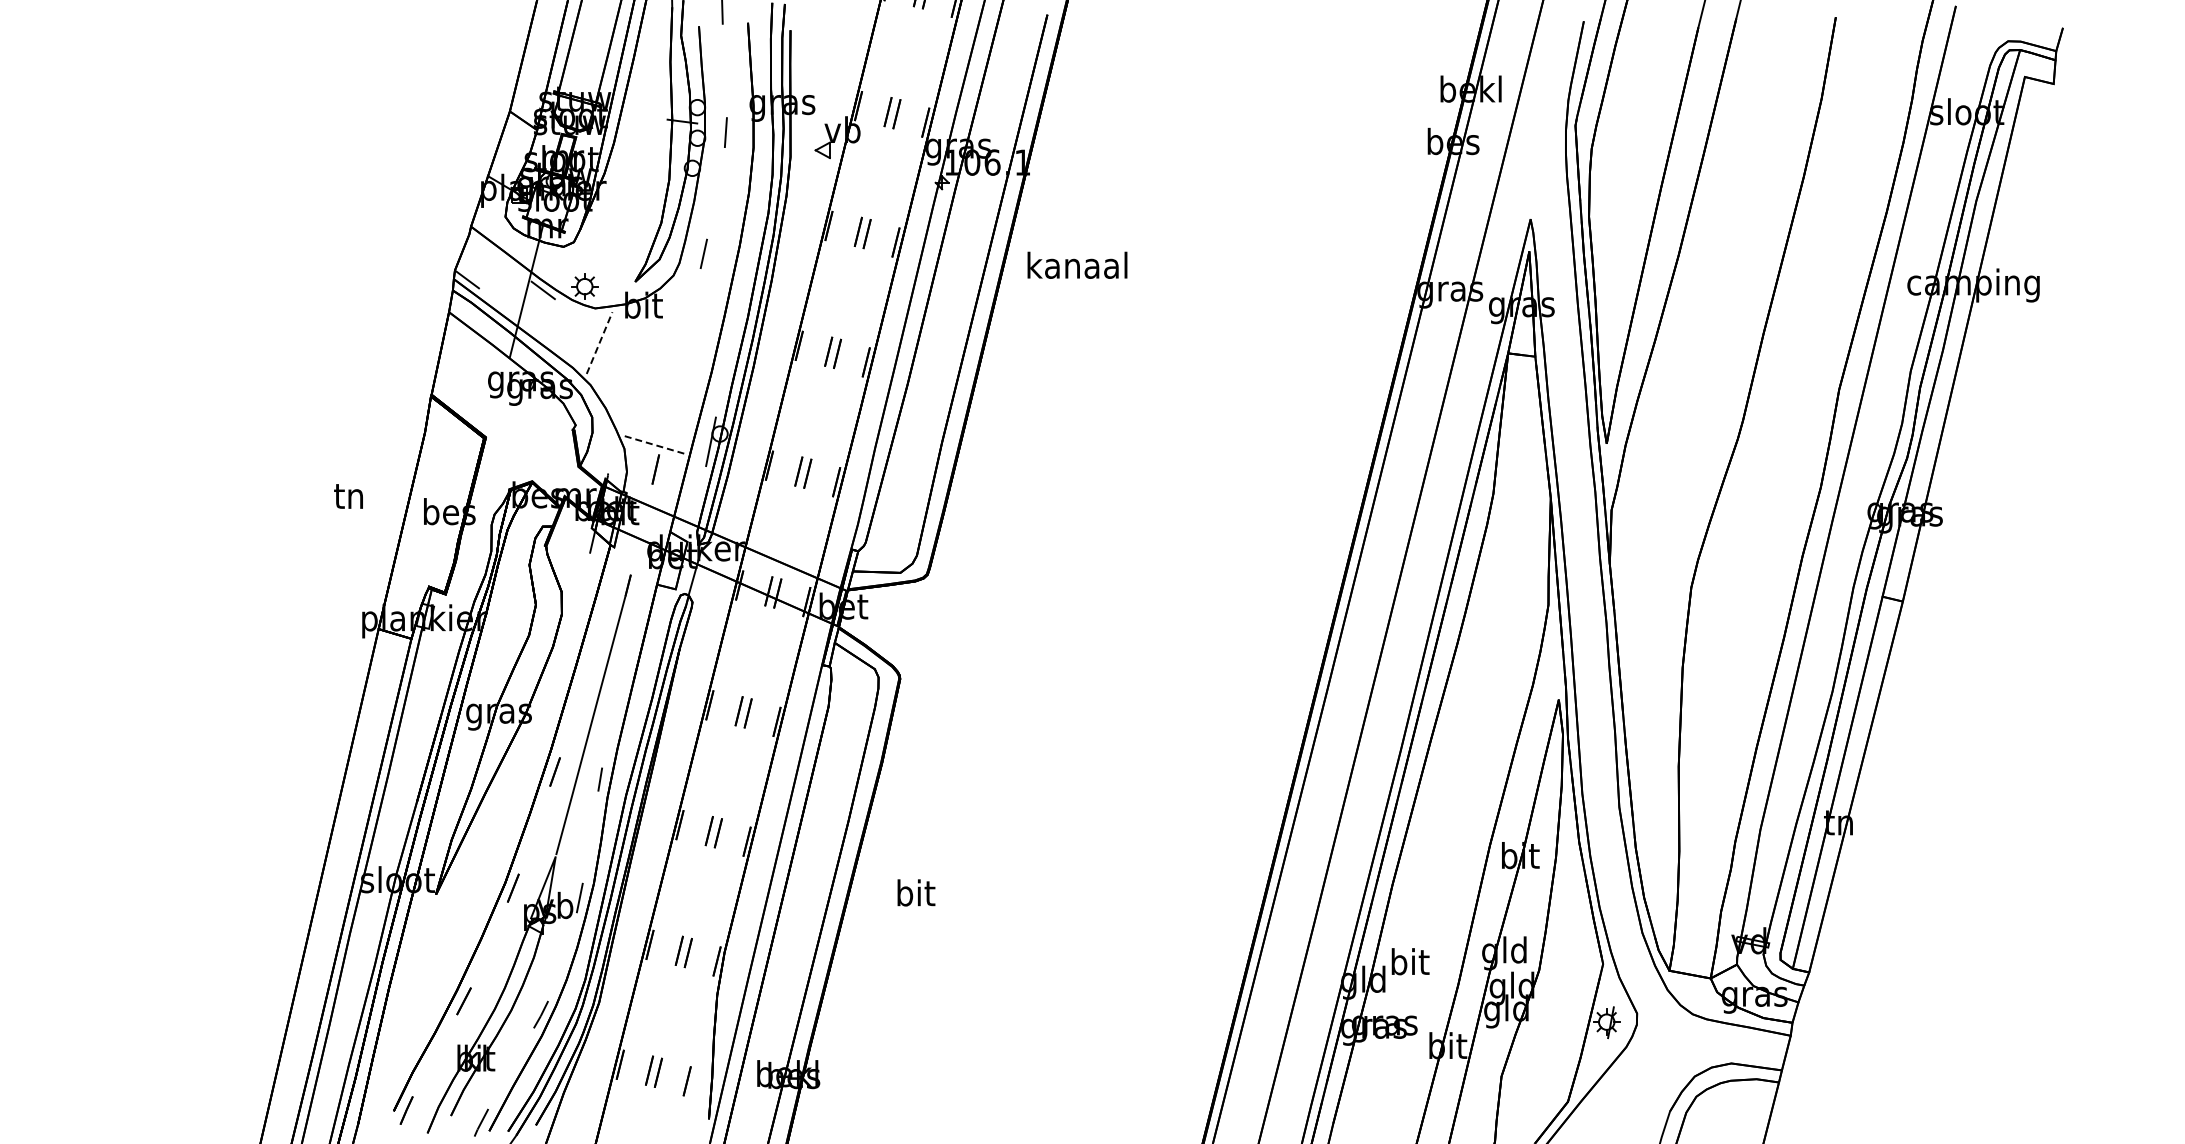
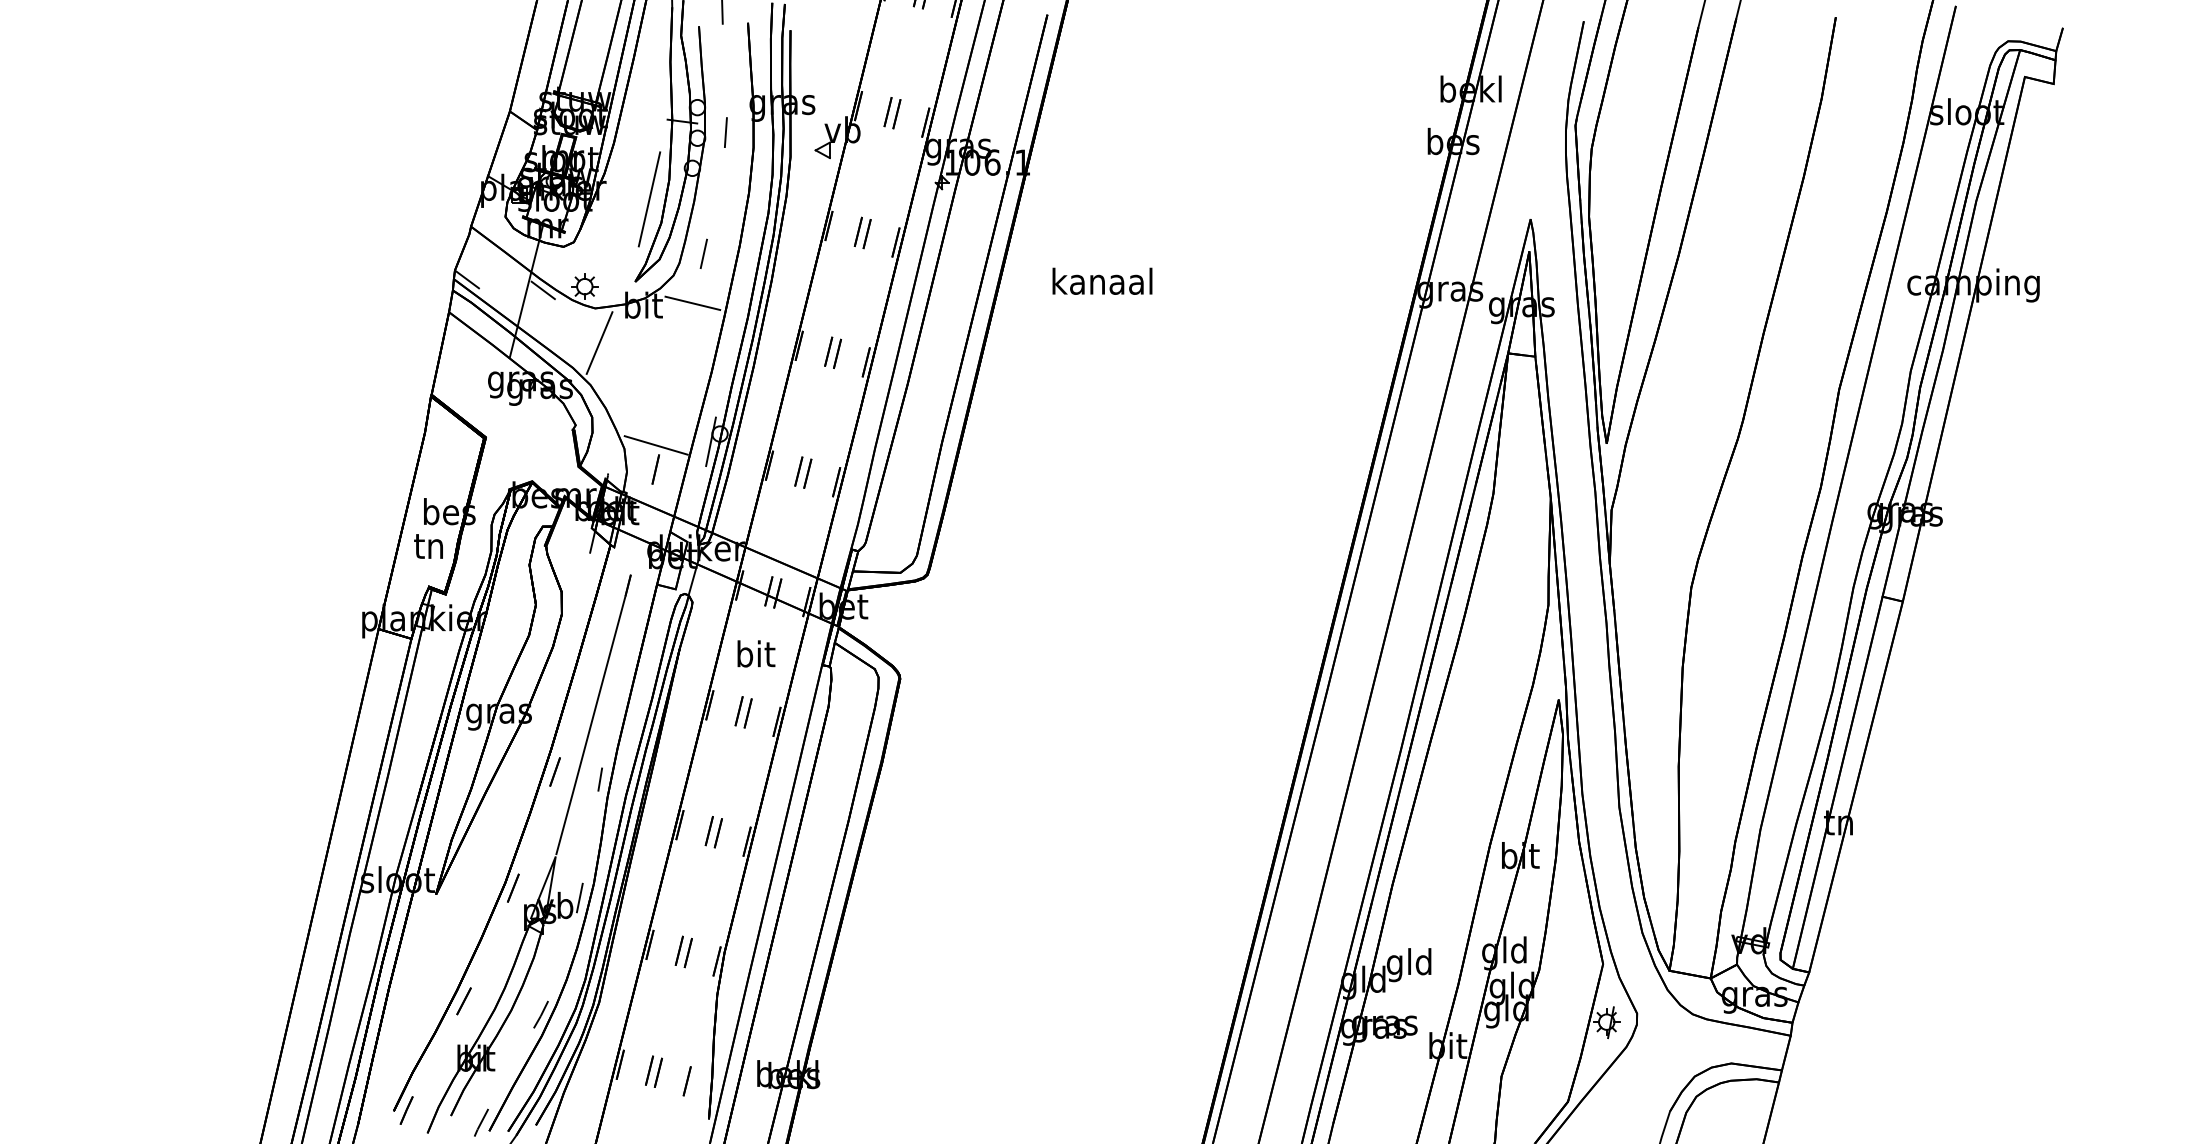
line: none -> present (649, 199)
text position: (1077, 264) -> (1102, 280) (1102, 280)
line: none -> present (692, 303)
line: dashed -> solid (599, 342)
line: dashed -> solid (656, 445)
text position: (348, 496) -> (428, 546) (428, 546)
text position: (916, 892) -> (756, 653) (756, 653)
text: bit -> gld (1408, 965)
